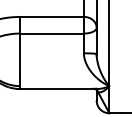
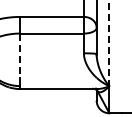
line: solid -> dashed (109, 43)
line: solid -> dashed (20, 56)
